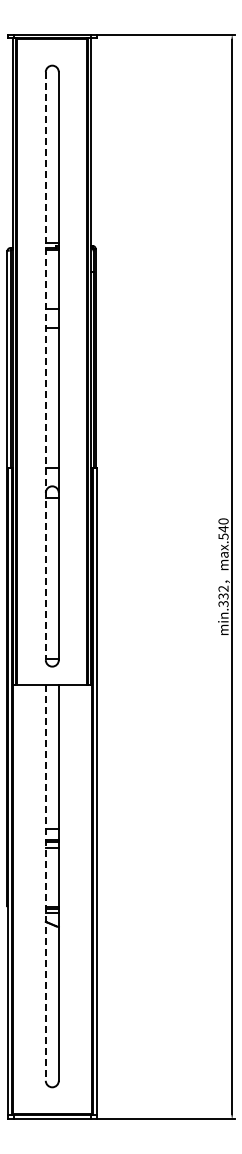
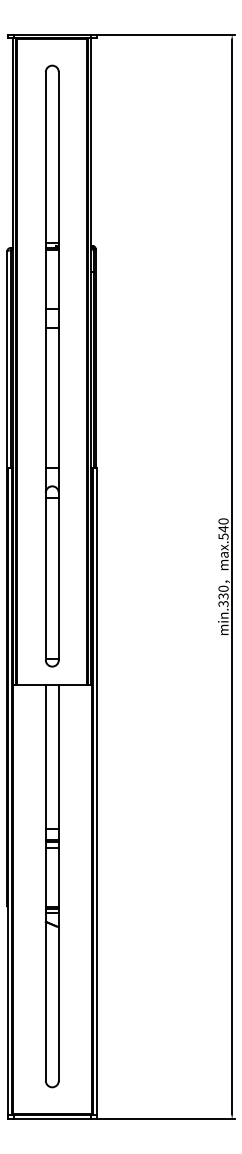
line: dashed -> solid (45, 366)
text: min.332 -> min.330 (223, 588)
line: dashed -> solid (45, 883)
